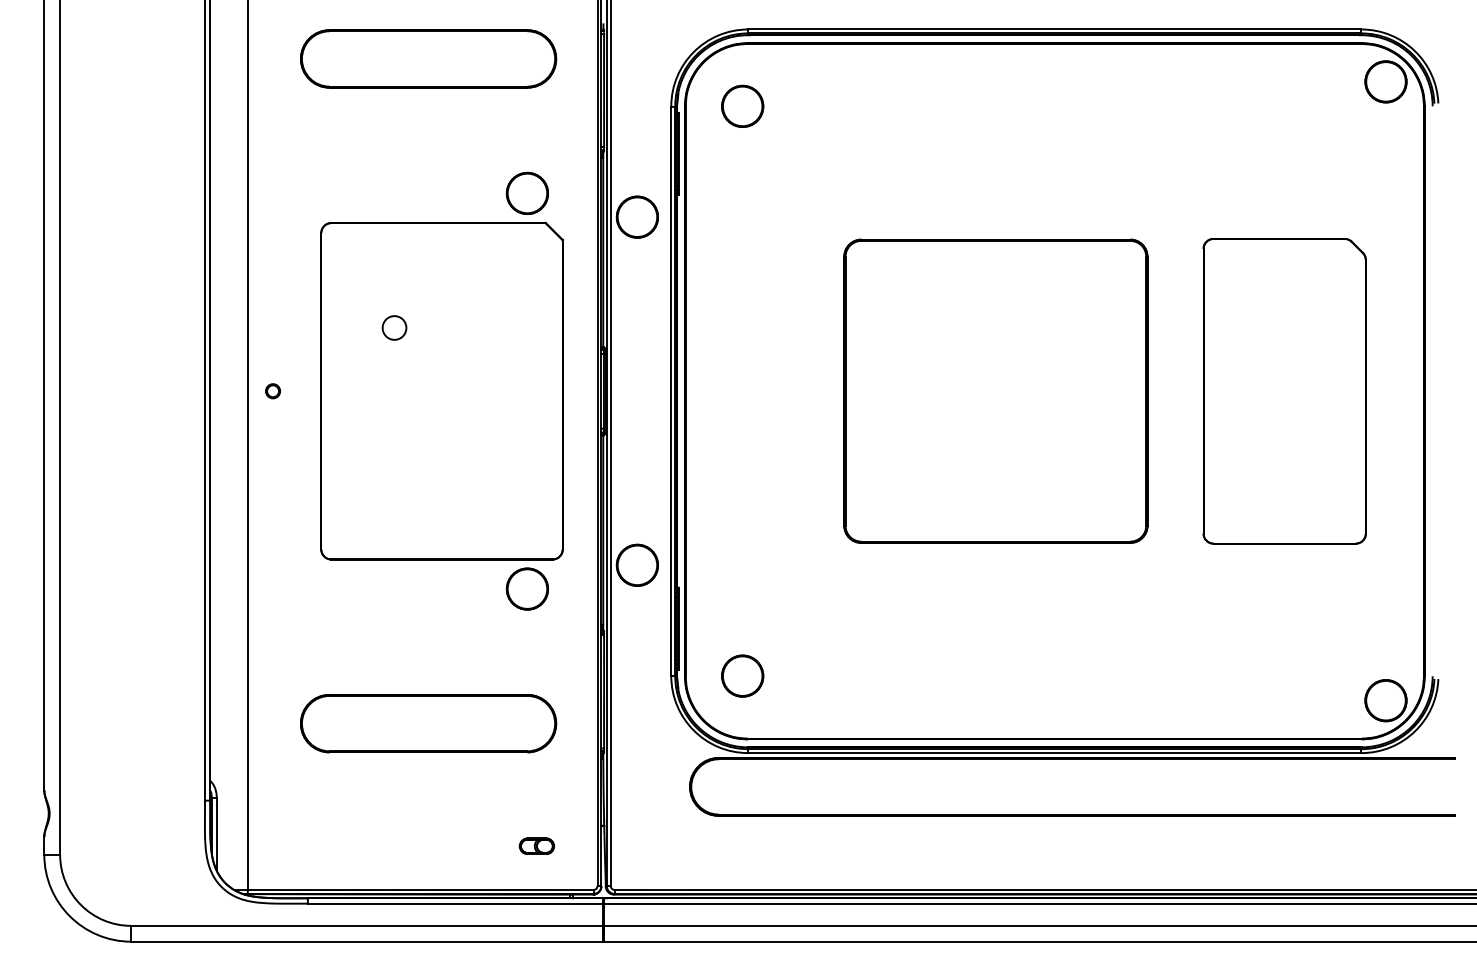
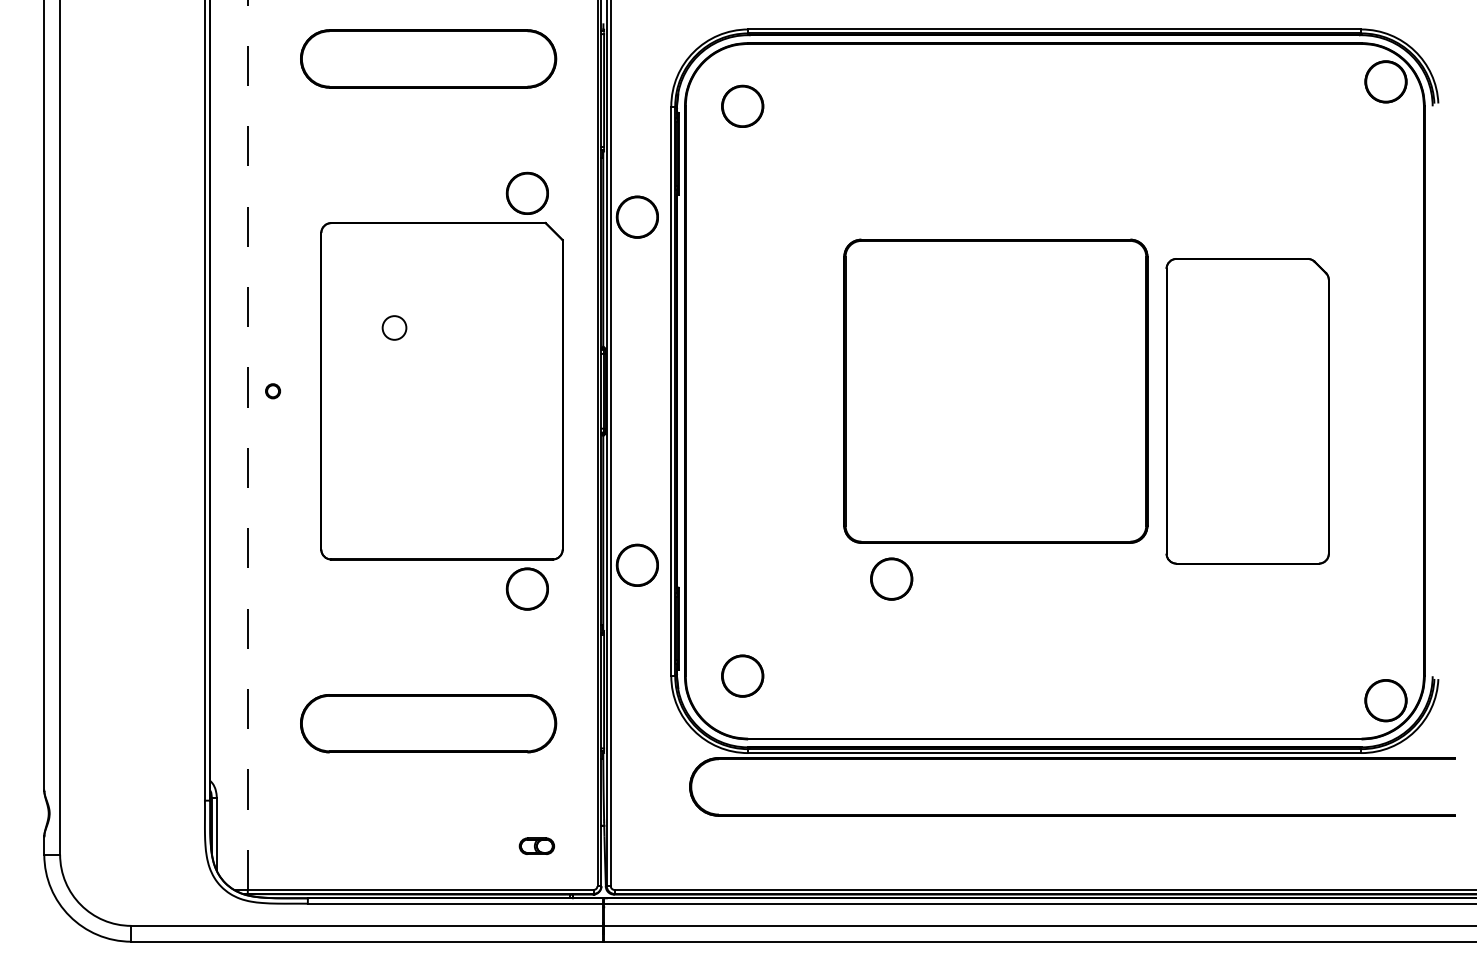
part position: (1284, 391) -> (1247, 411) (1247, 411)
line: solid -> dashed (247, 445)
circle: none -> present (891, 578)
